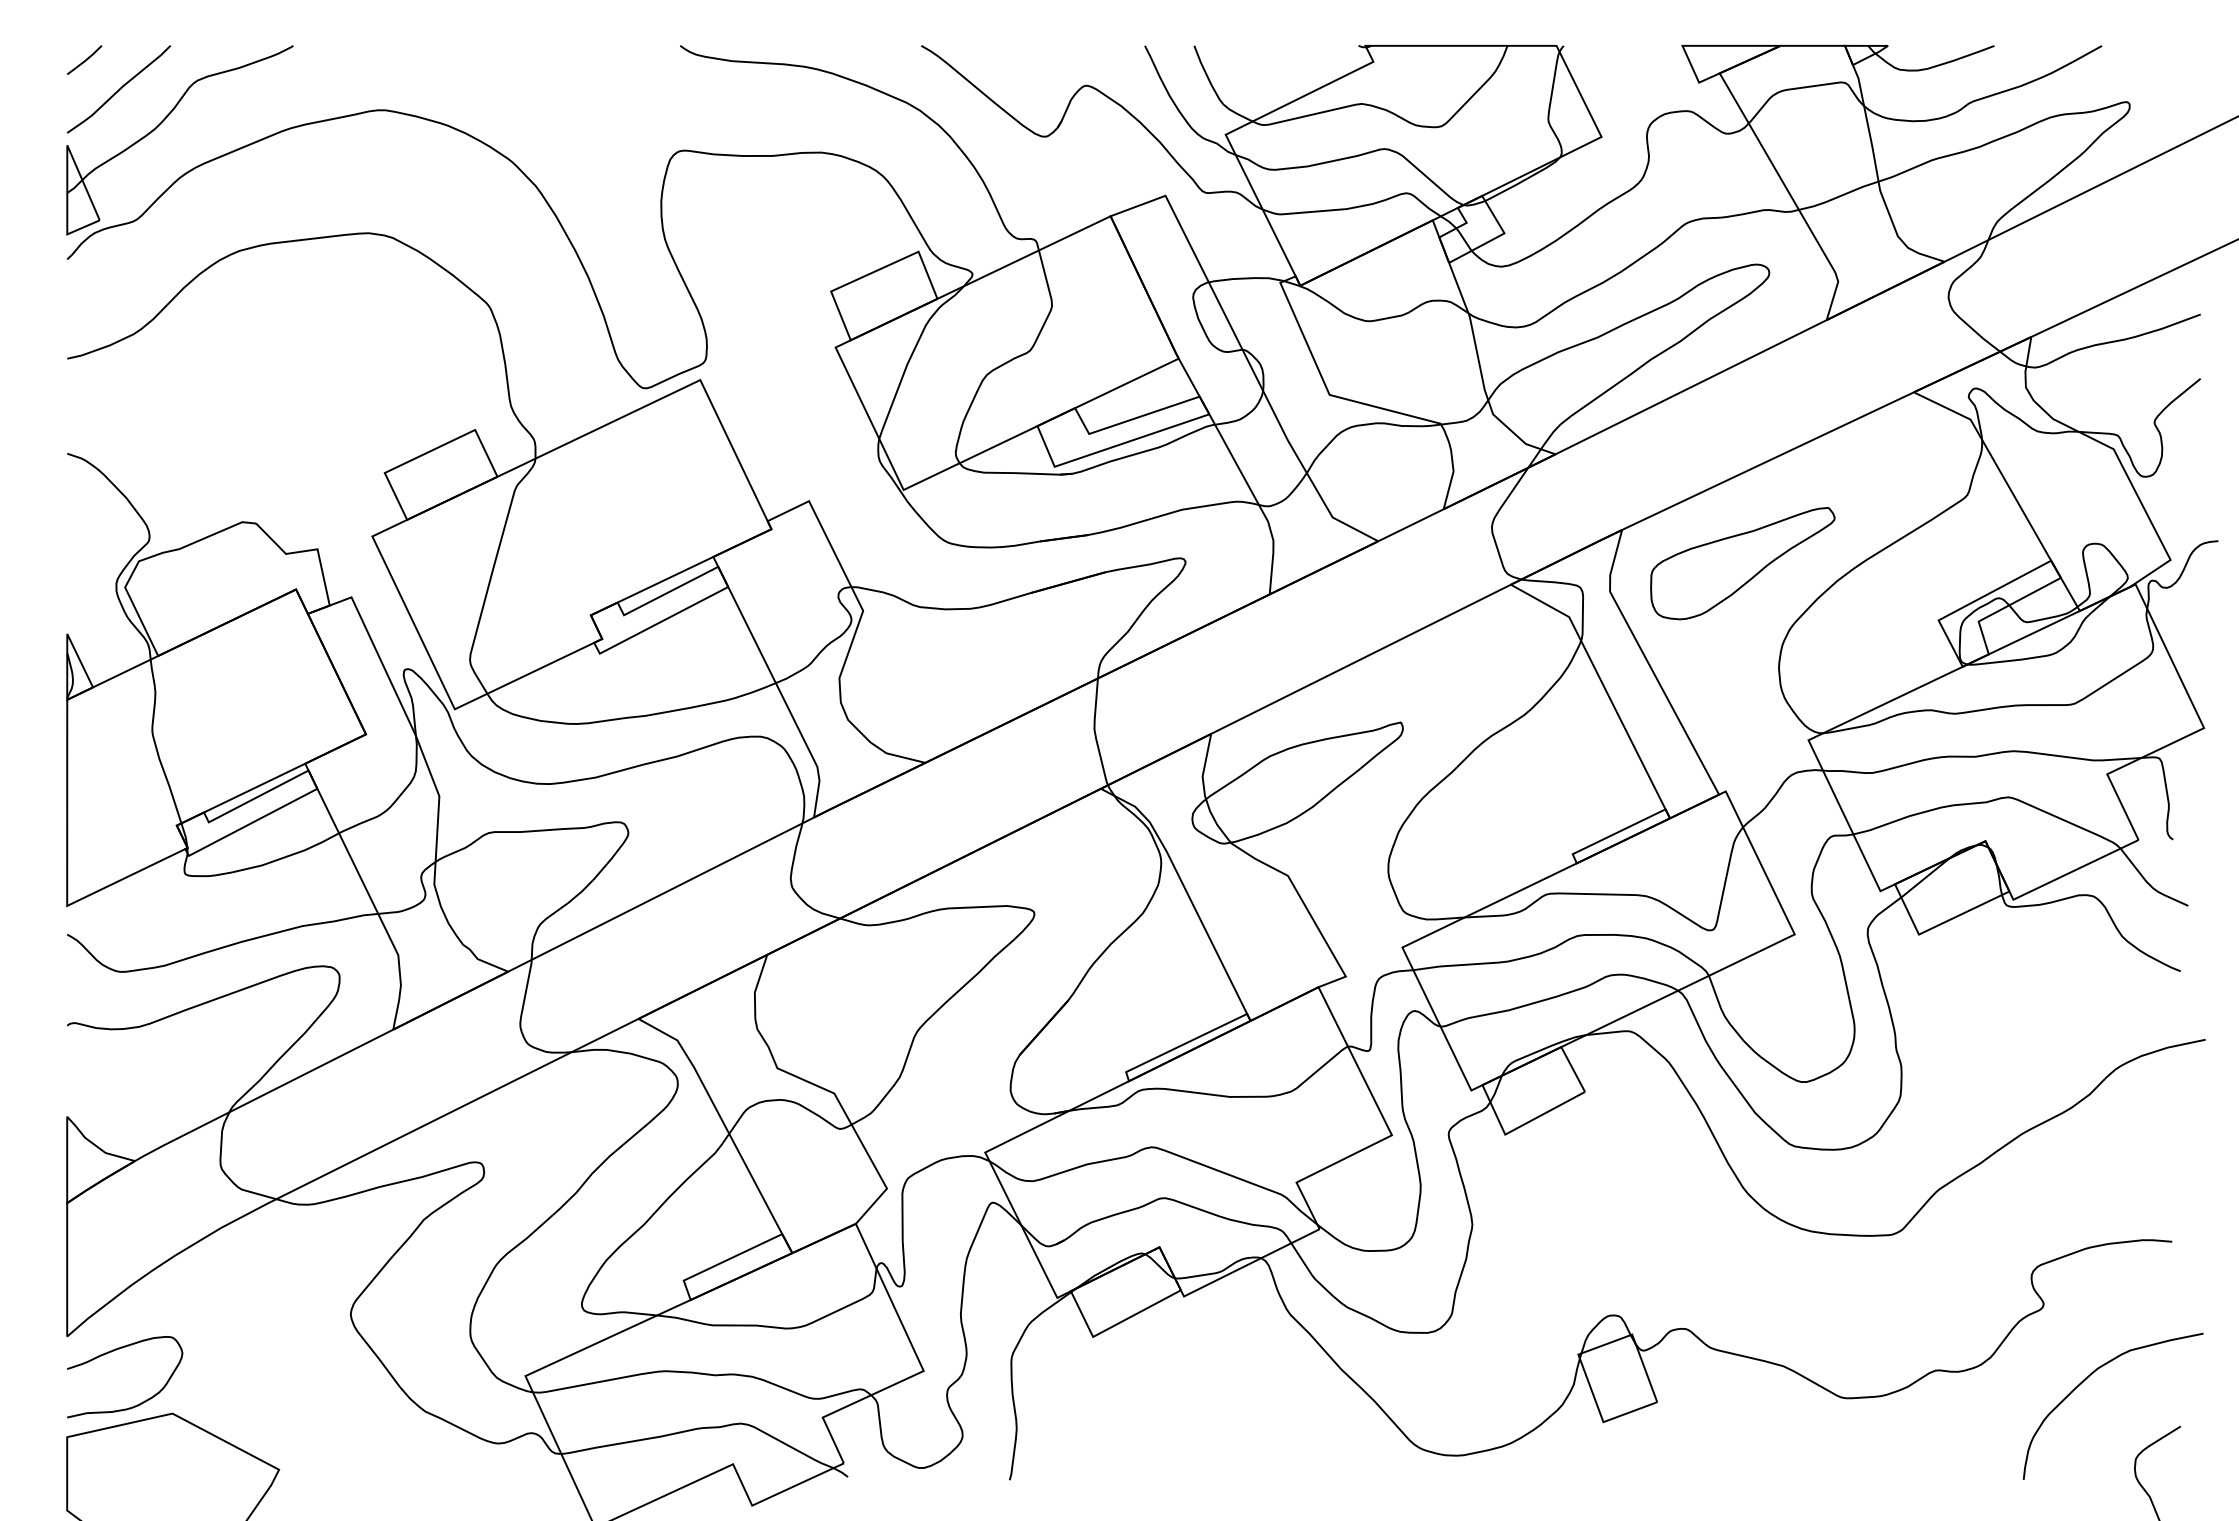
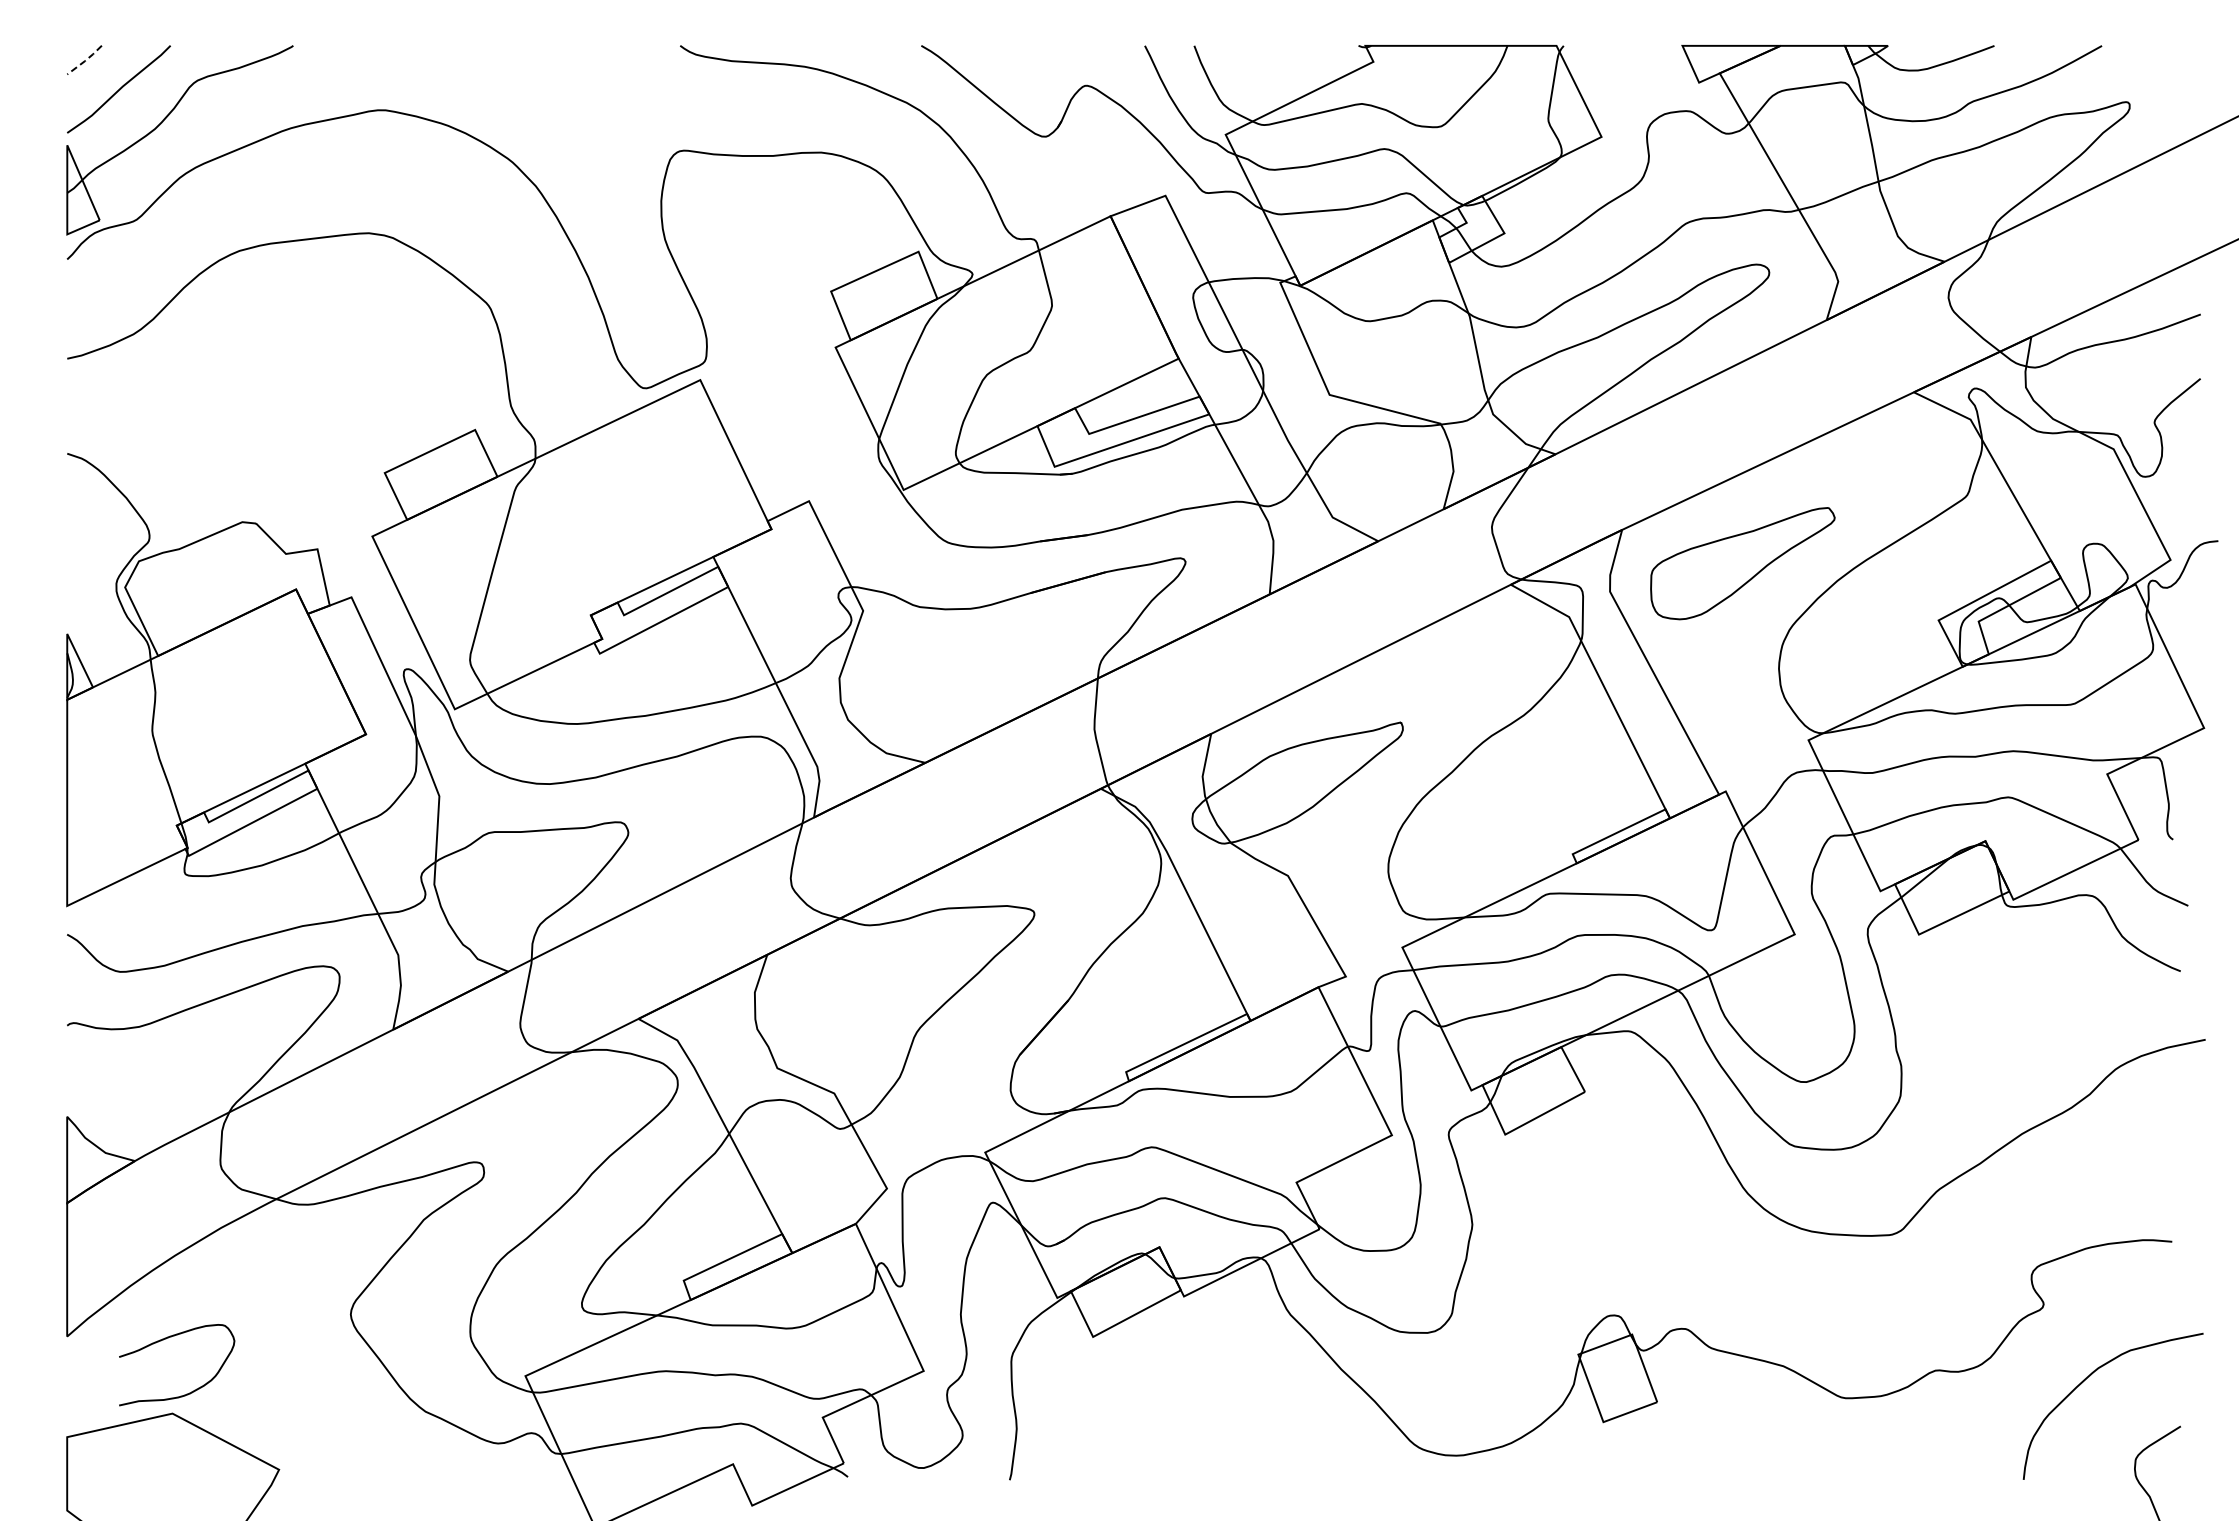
line: solid -> dashed (84, 61)
curve position: (114, 1351) -> (166, 1339) (166, 1339)
